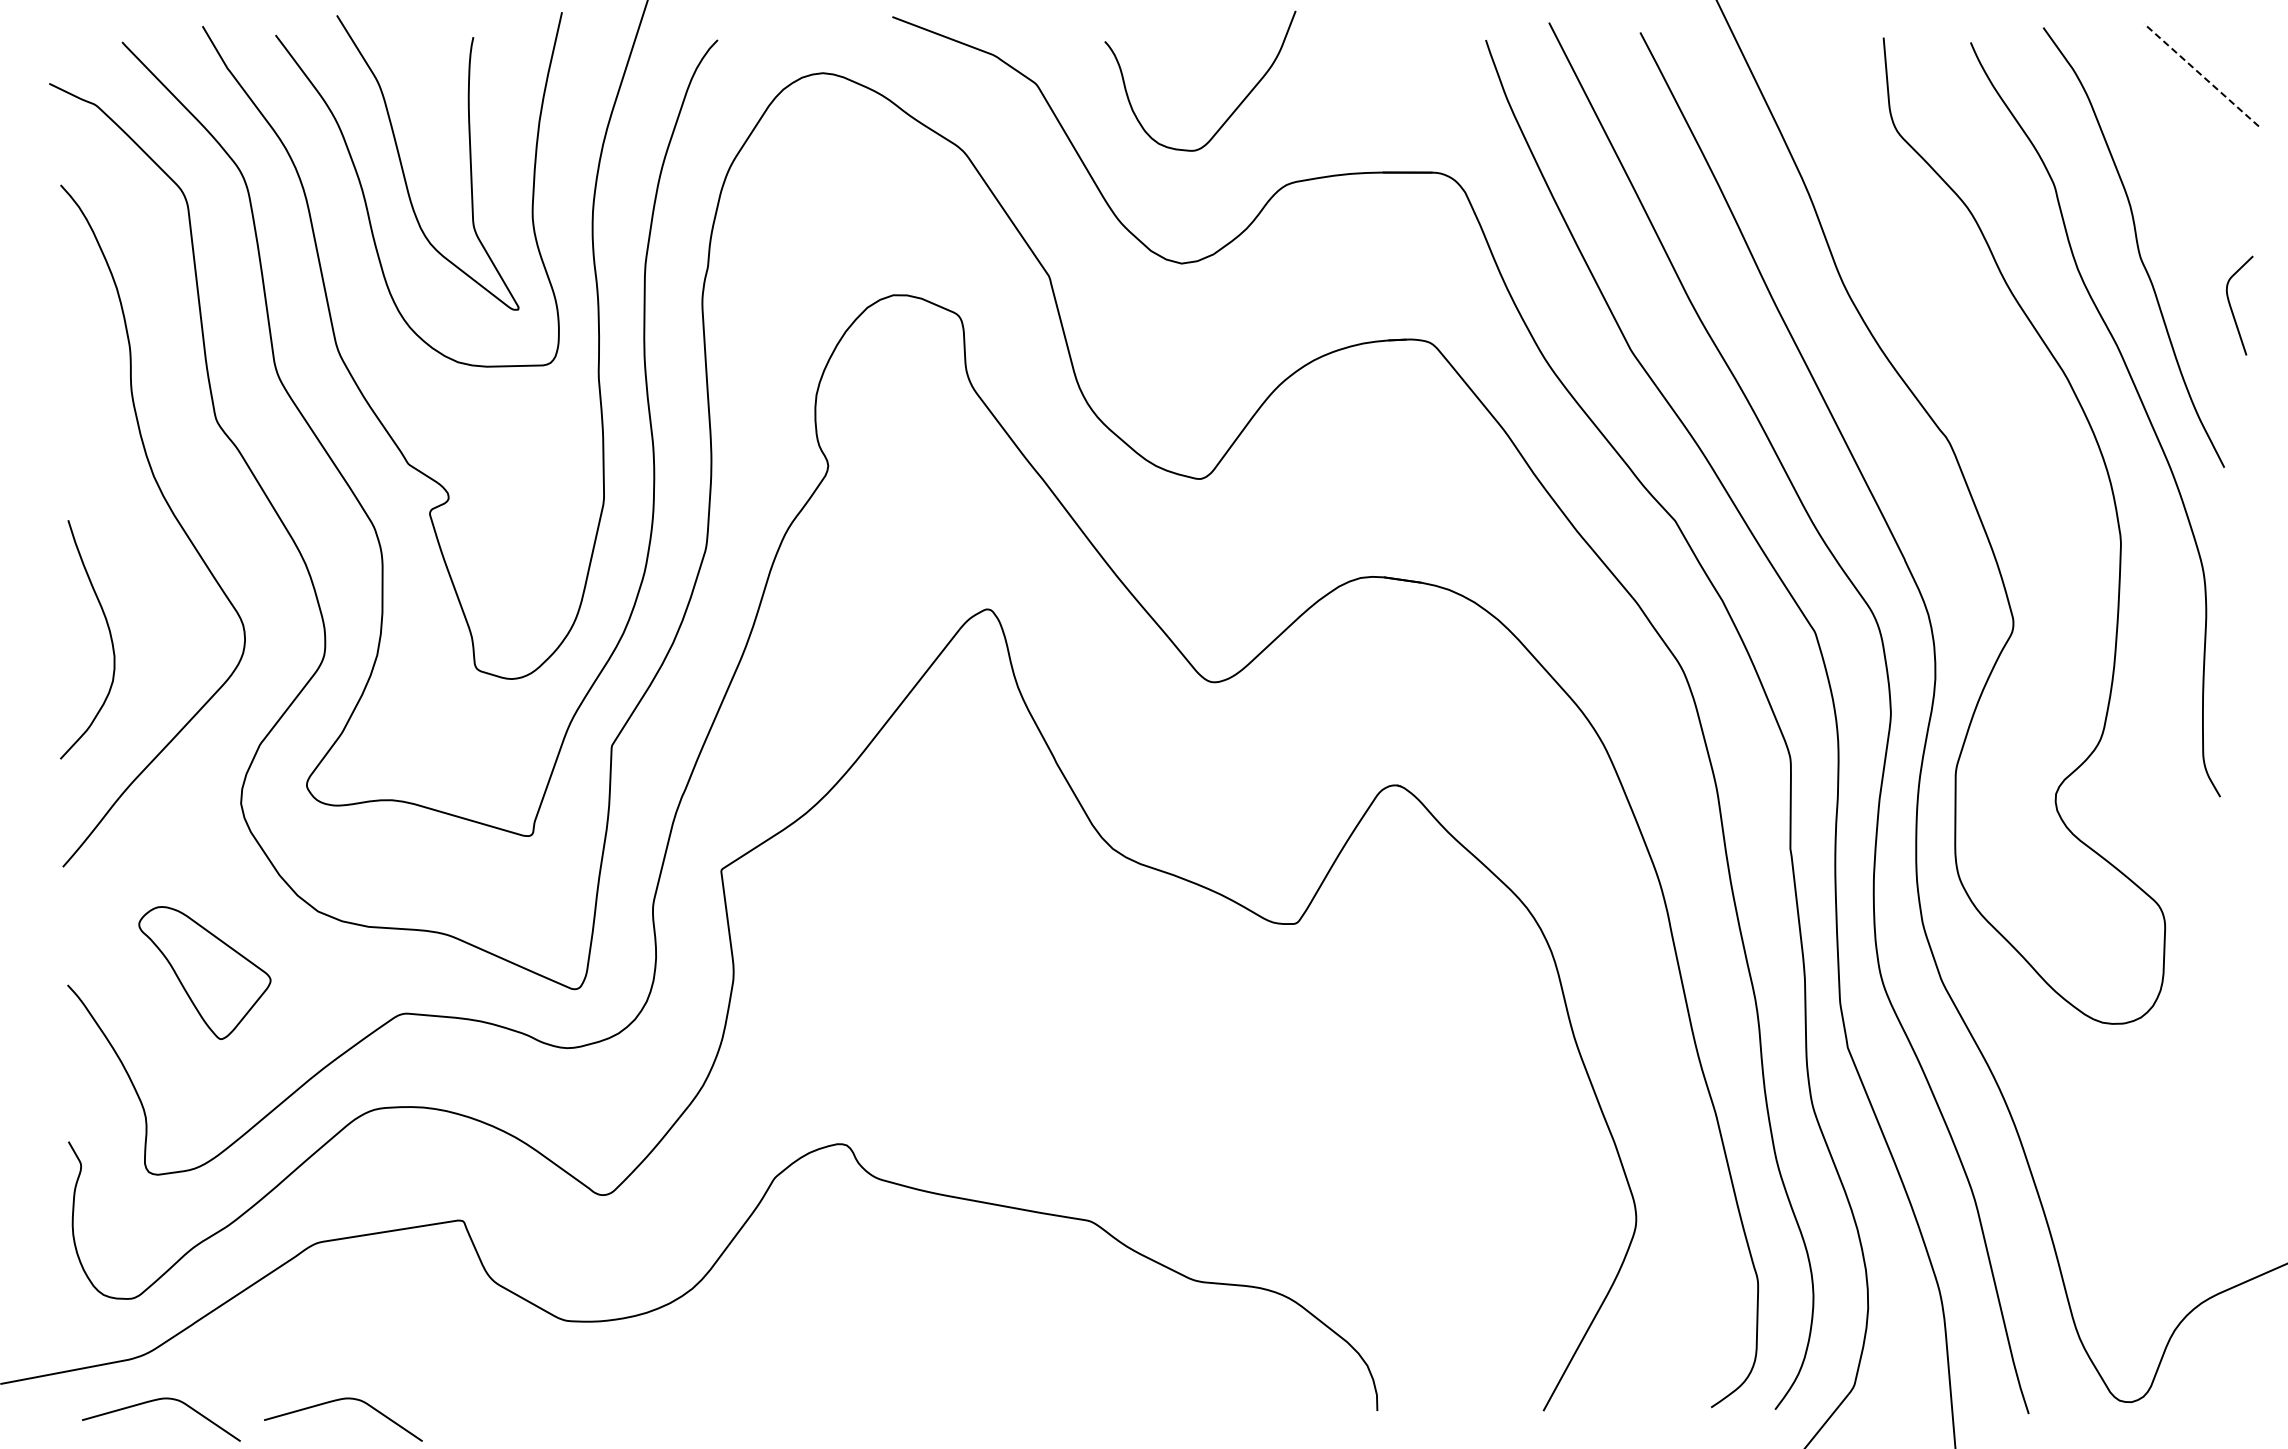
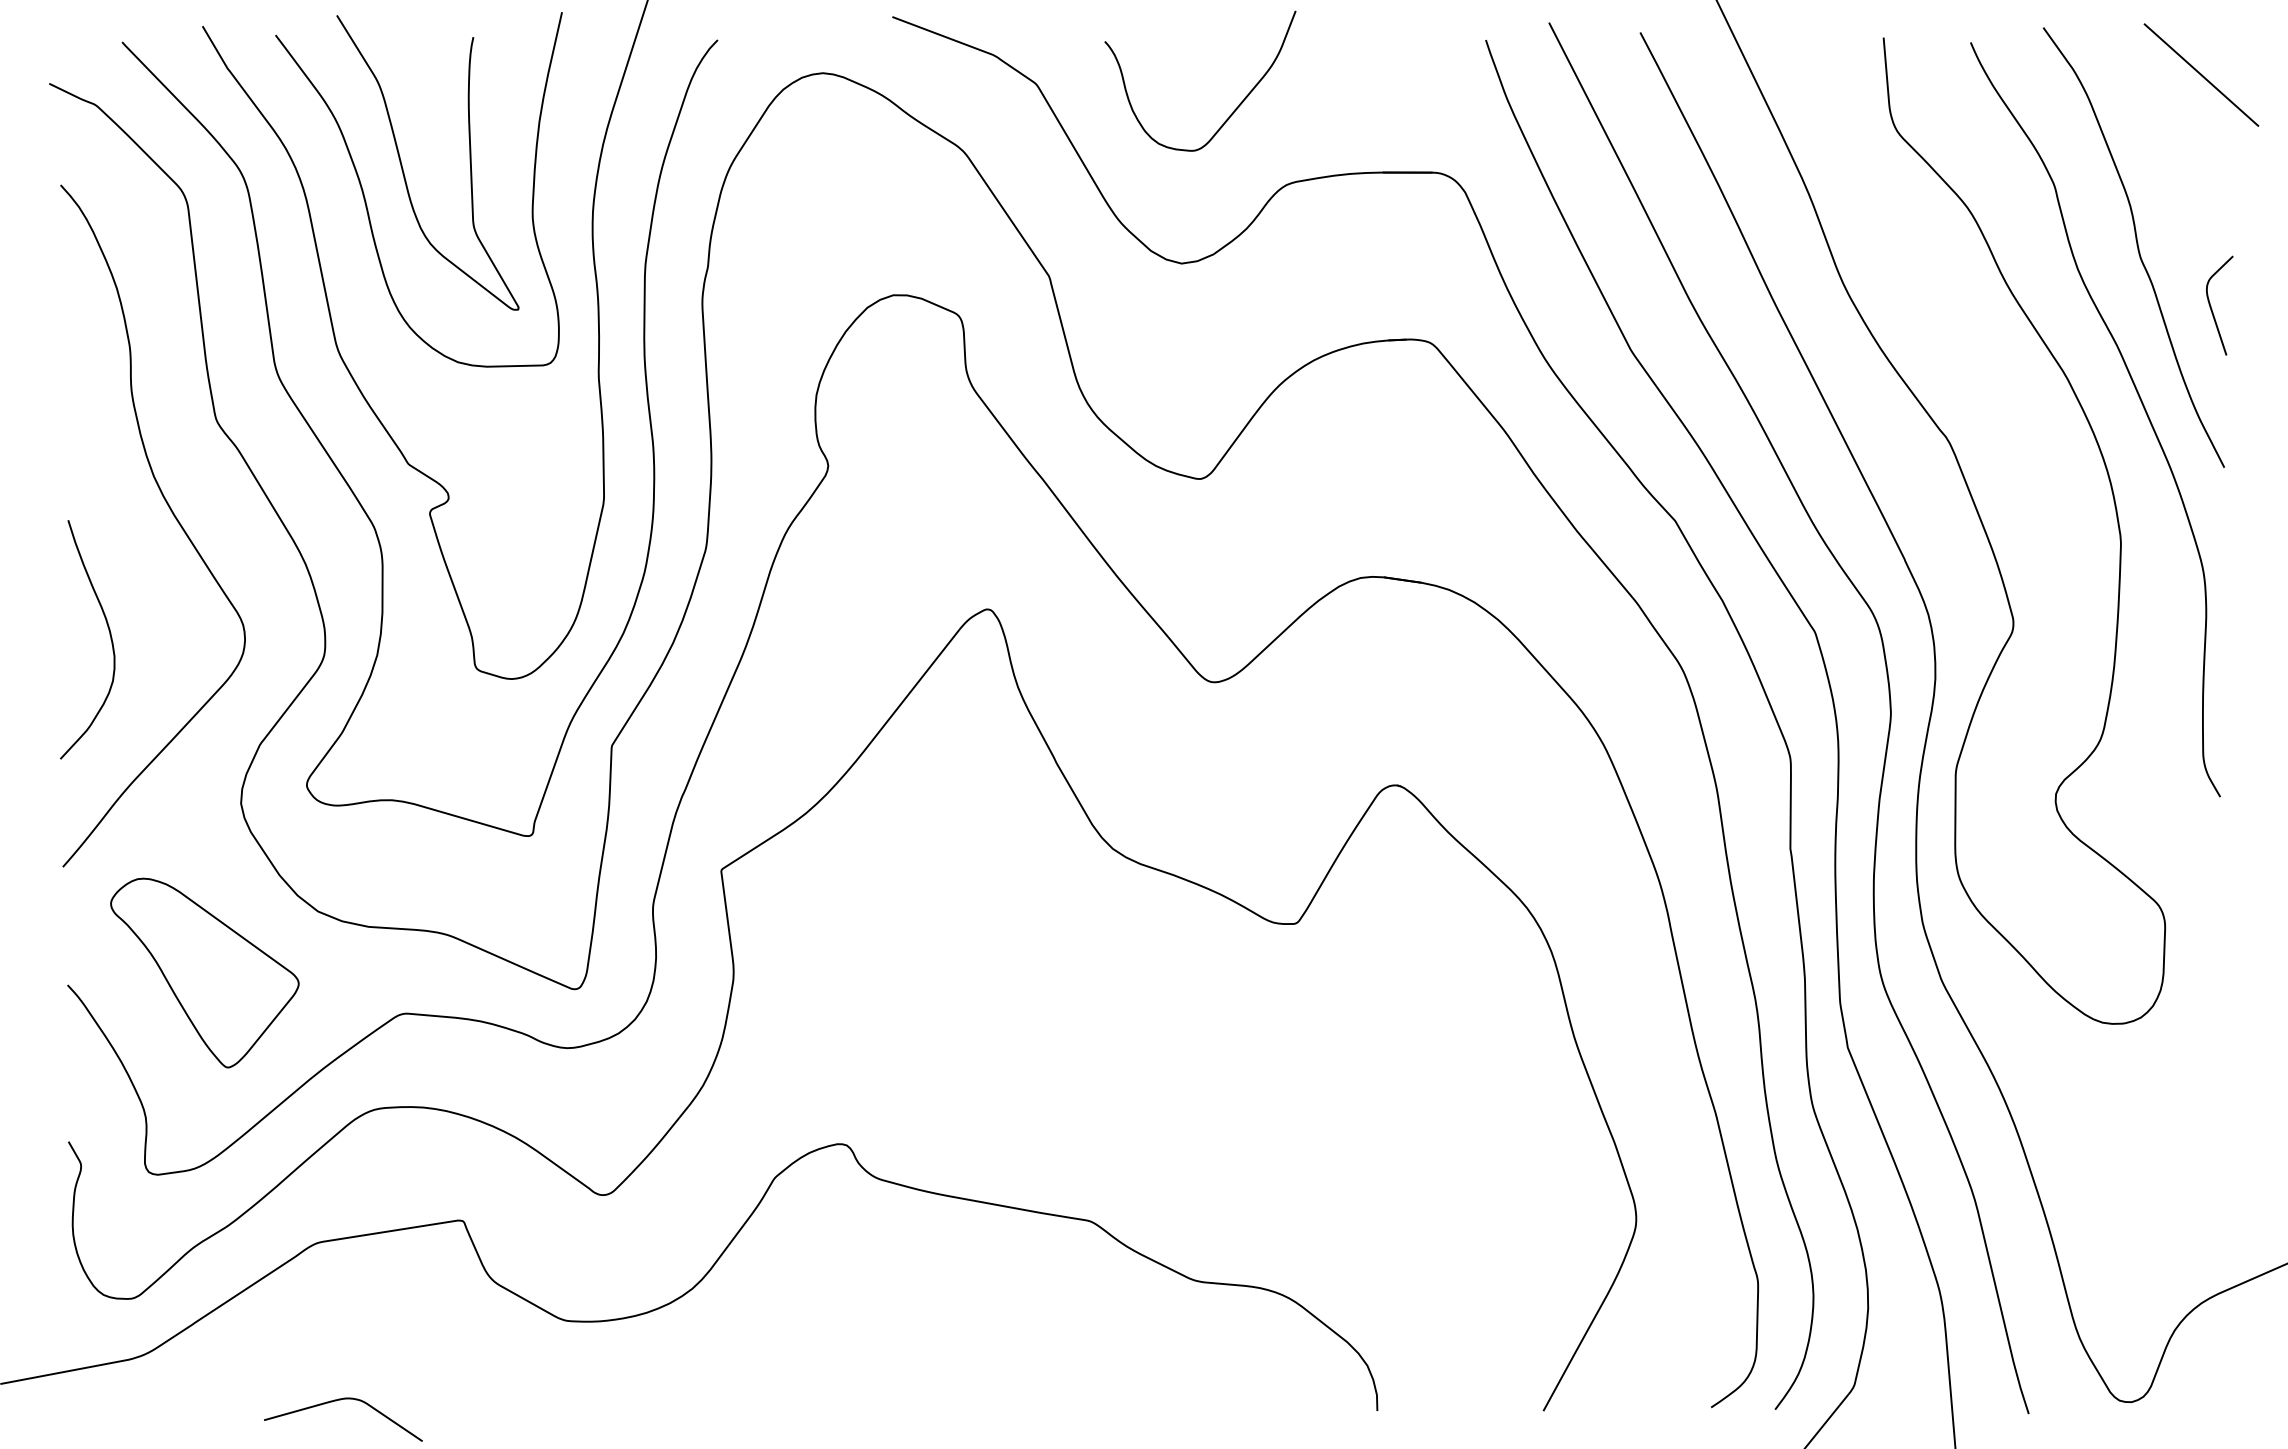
line: dashed -> solid (2201, 74)
curve position: (2231, 306) -> (2211, 306) (2211, 306)
part size: 134x134 px -> 190x192 px (204, 972)
curve: present -> none (159, 1400)
